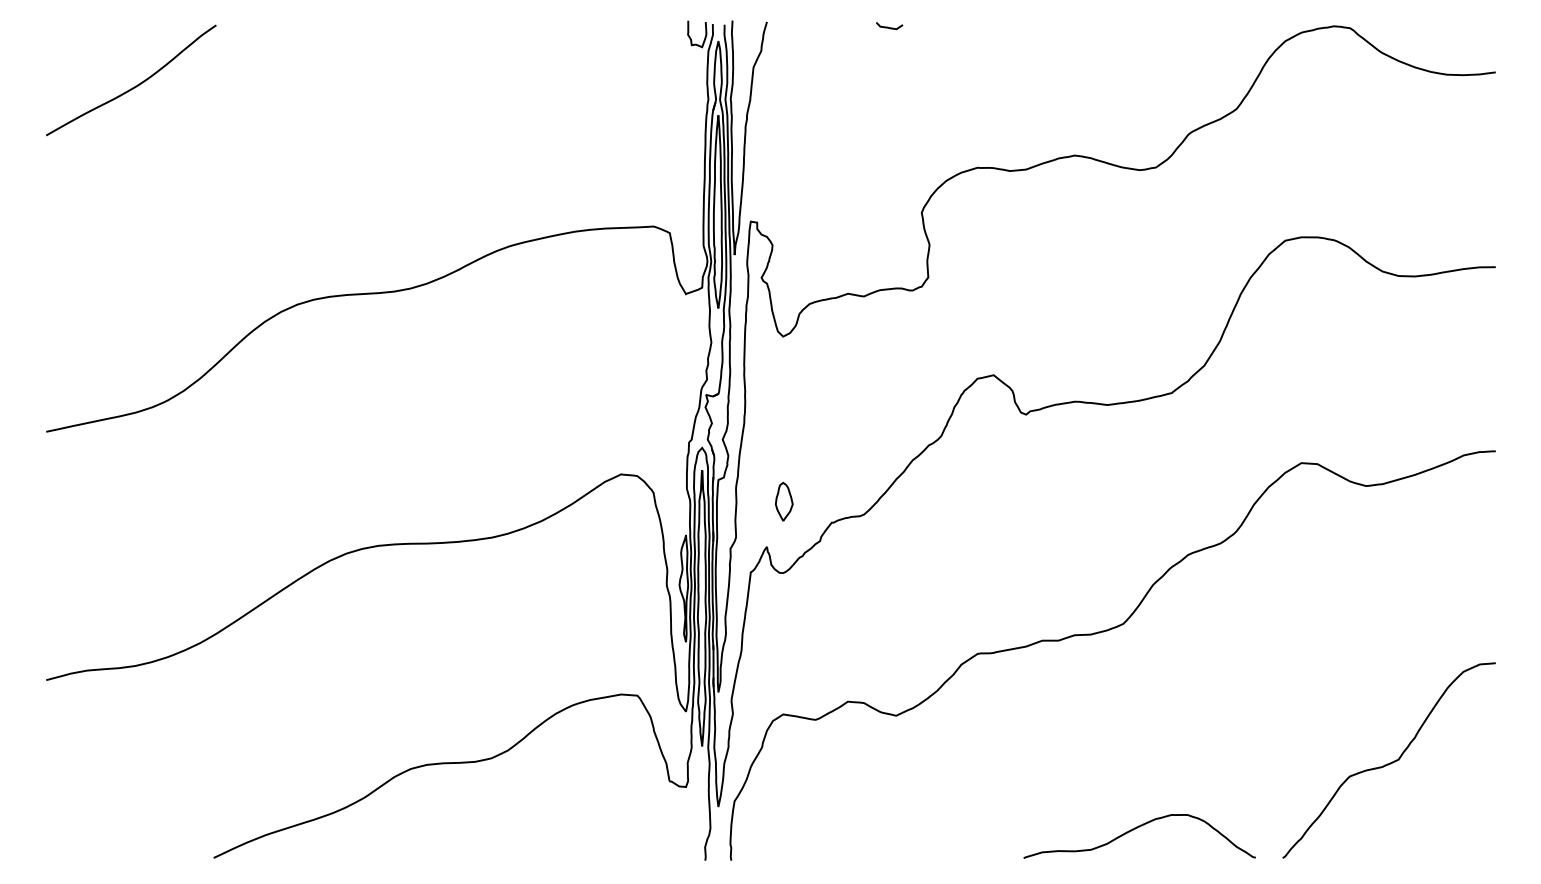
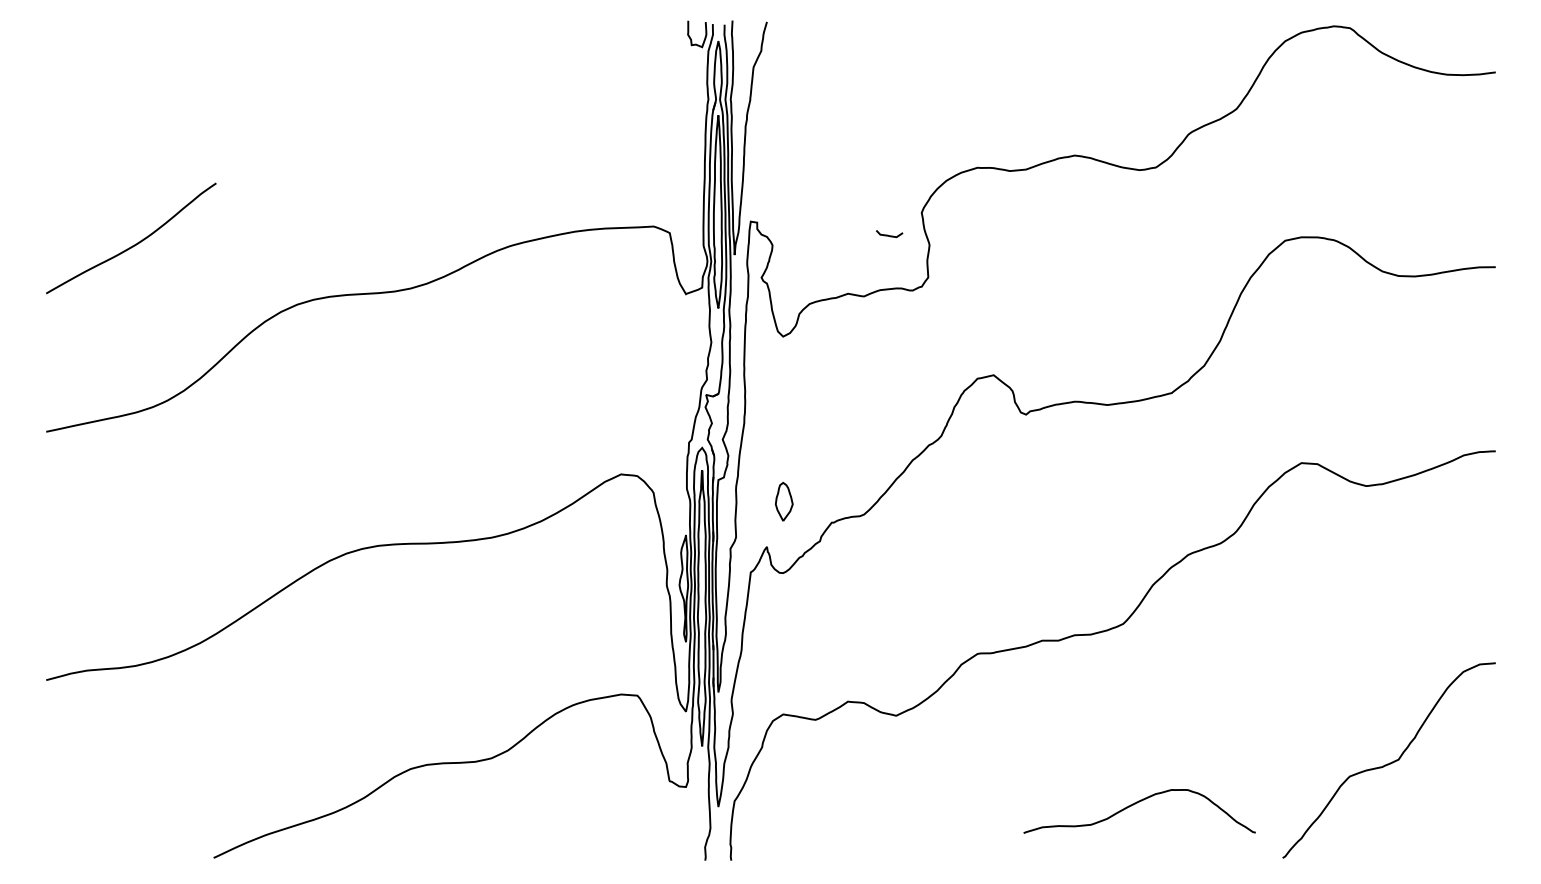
curve position: (889, 27) -> (889, 235) (889, 235)
curve position: (135, 85) -> (135, 243) (135, 243)
curve position: (1135, 829) -> (1135, 804) (1135, 804)
